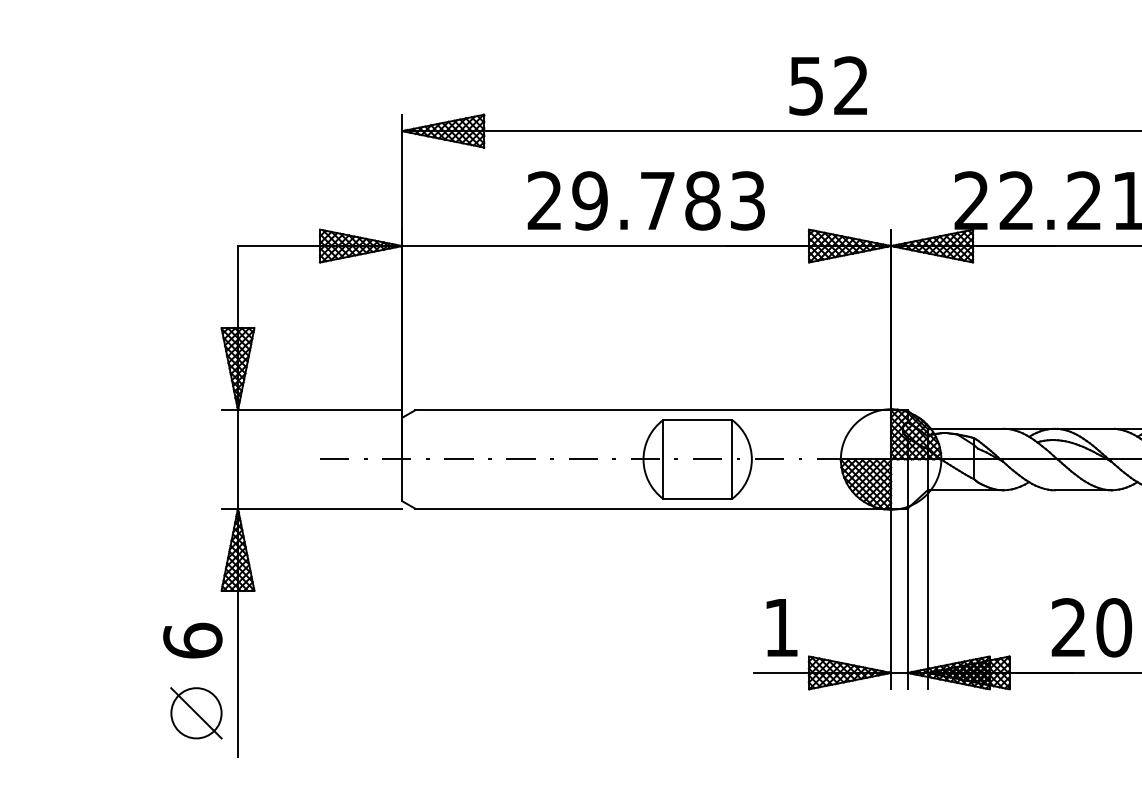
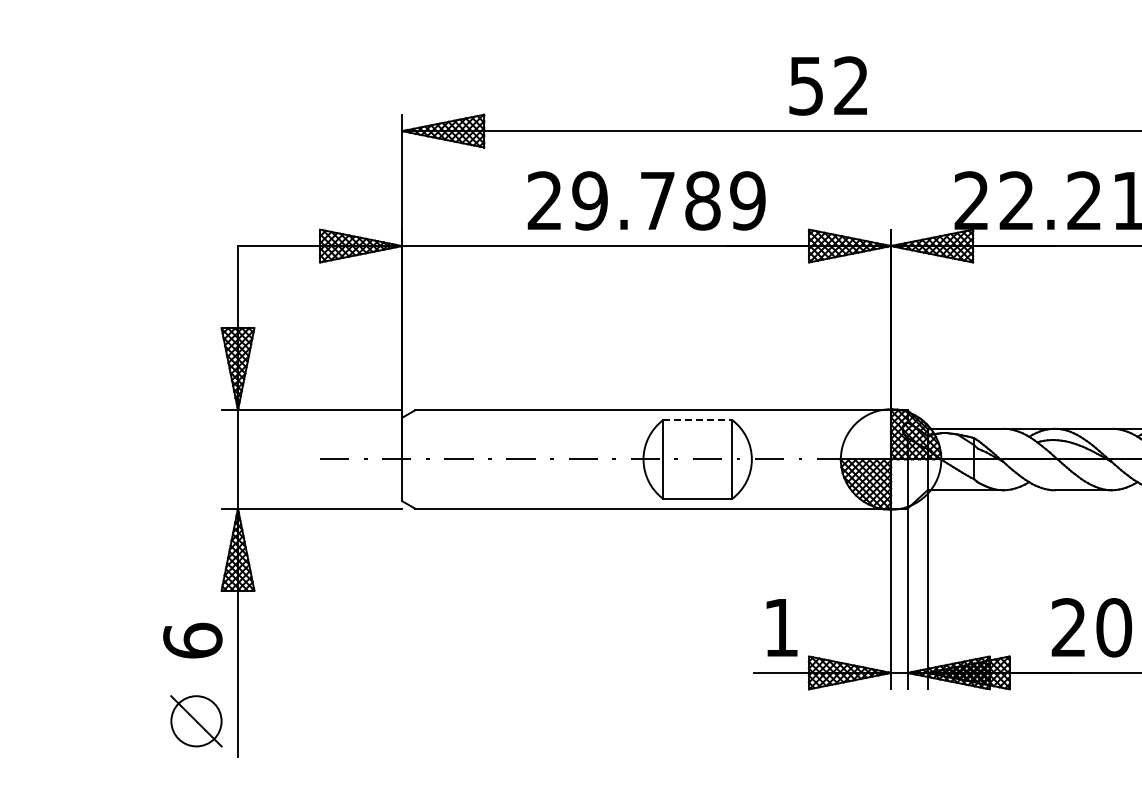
text: 29.783 -> 29.789 (747, 200)
line: solid -> dashed (698, 420)
part position: (196, 713) -> (196, 721) (196, 721)
